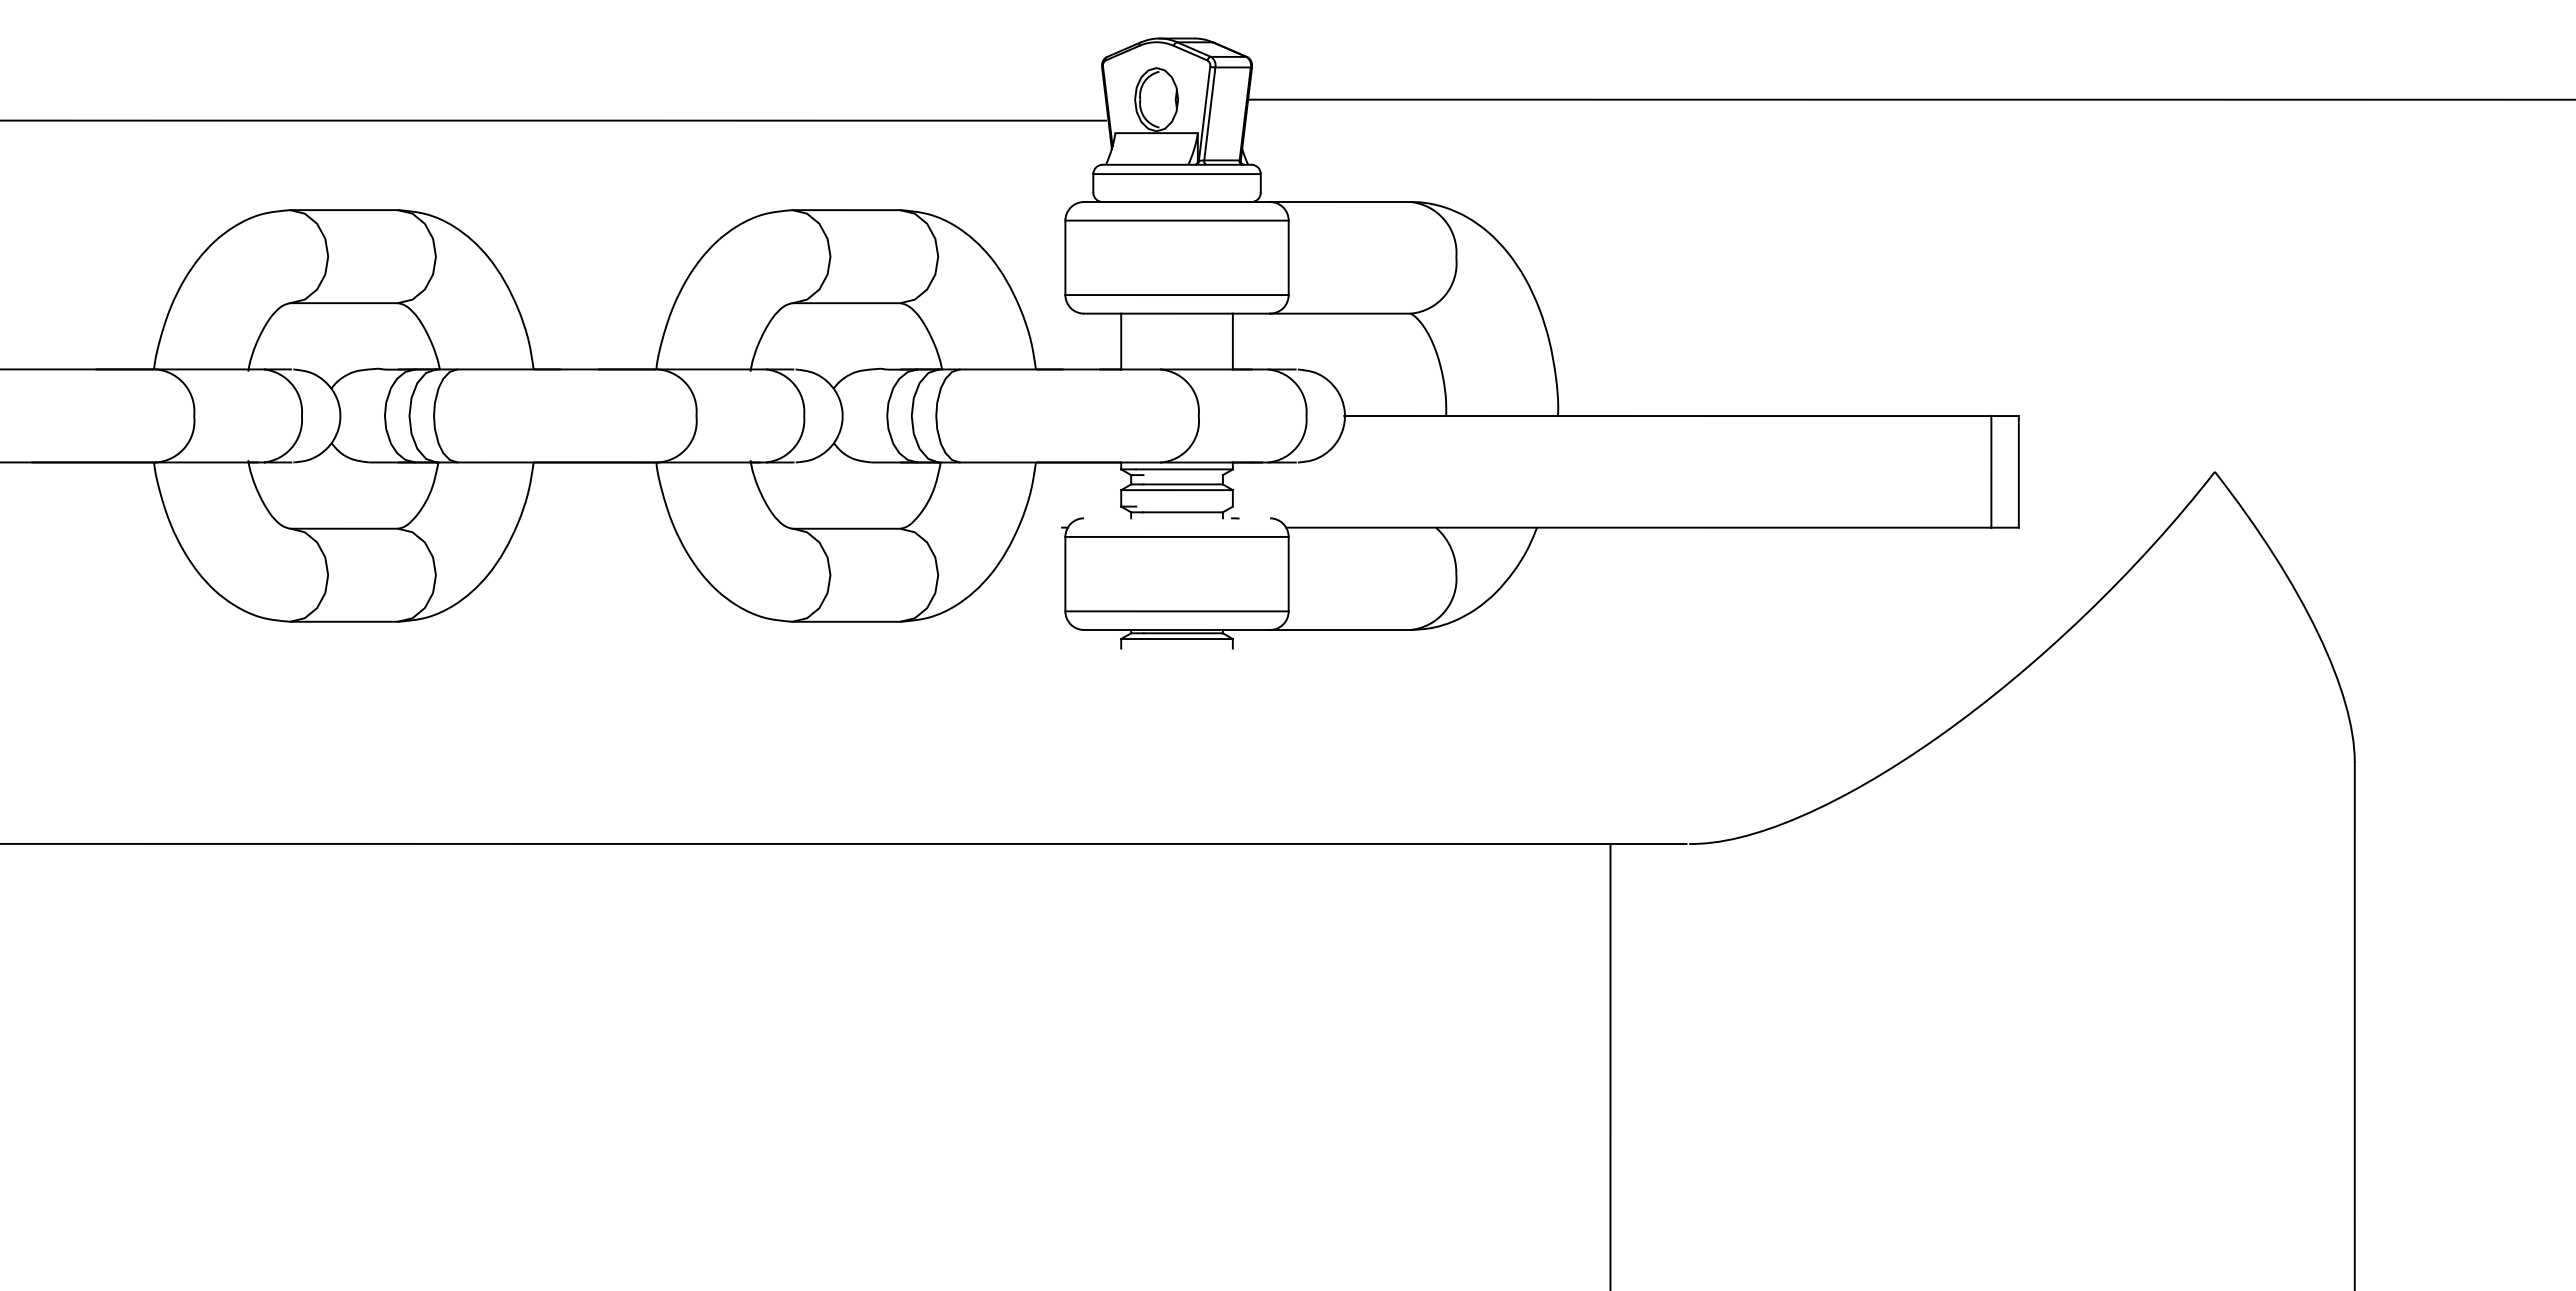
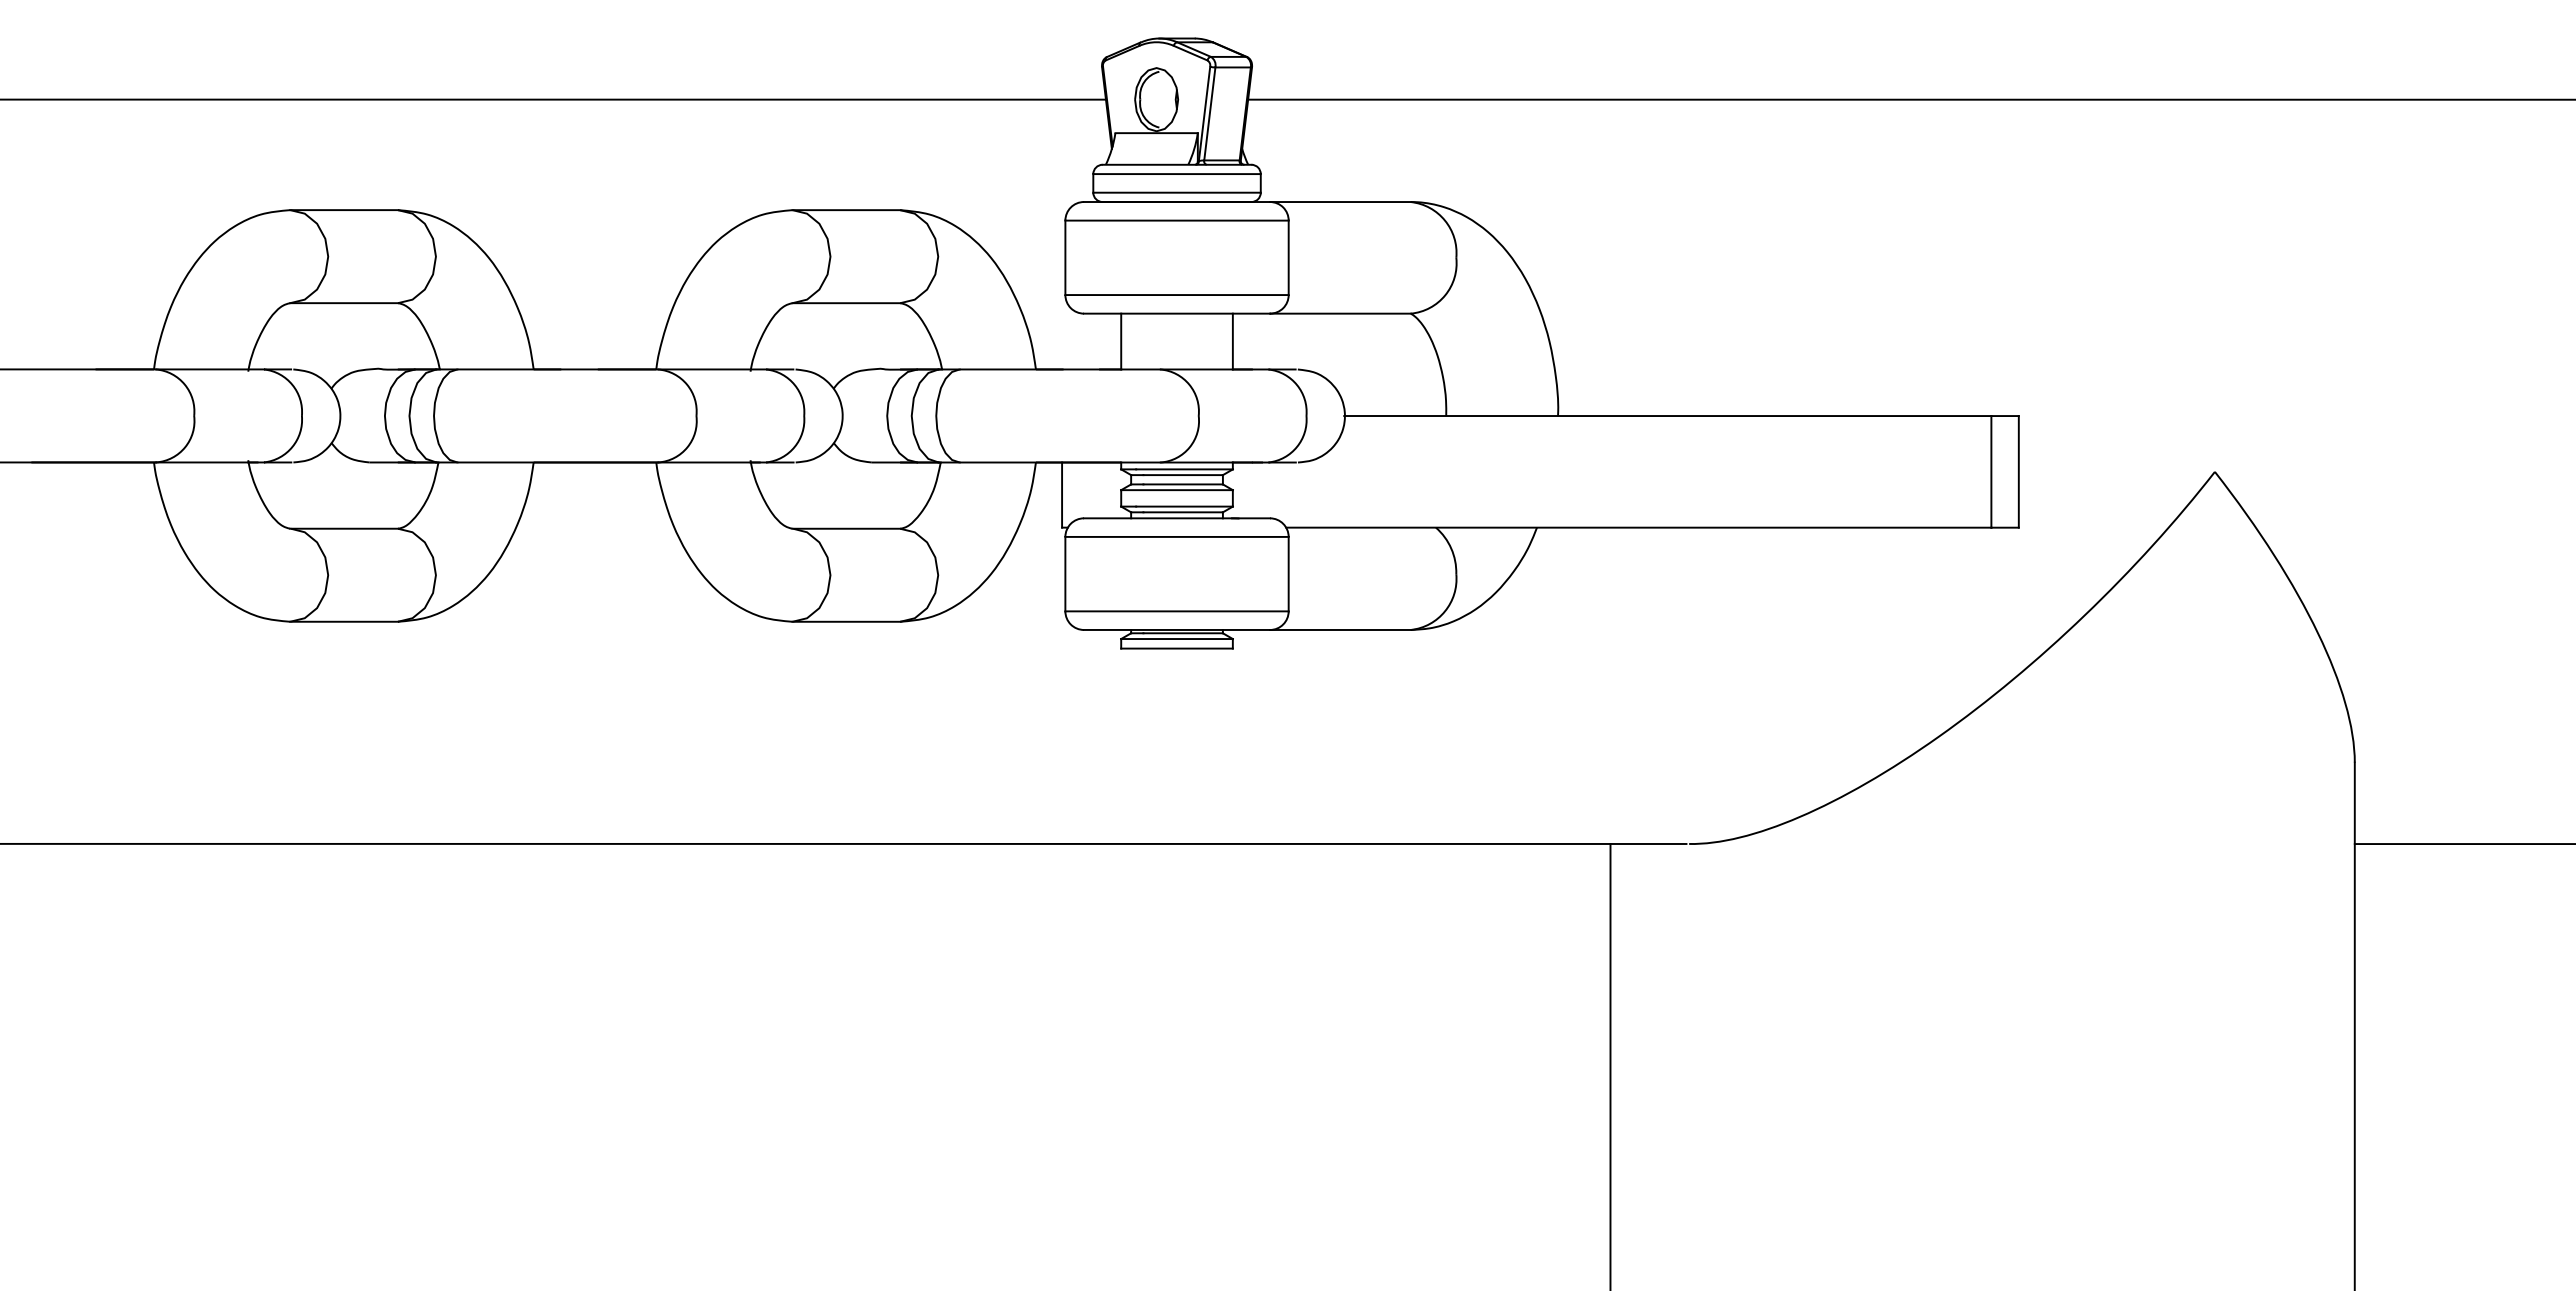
line position: (553, 120) -> (553, 99) (553, 99)
line: none -> present (1176, 192)
line: none -> present (1182, 475)
line: none -> present (1062, 494)
line: none -> present (1184, 506)
line: none -> present (1176, 518)
line: none -> present (1176, 648)
line: none -> present (2463, 844)
